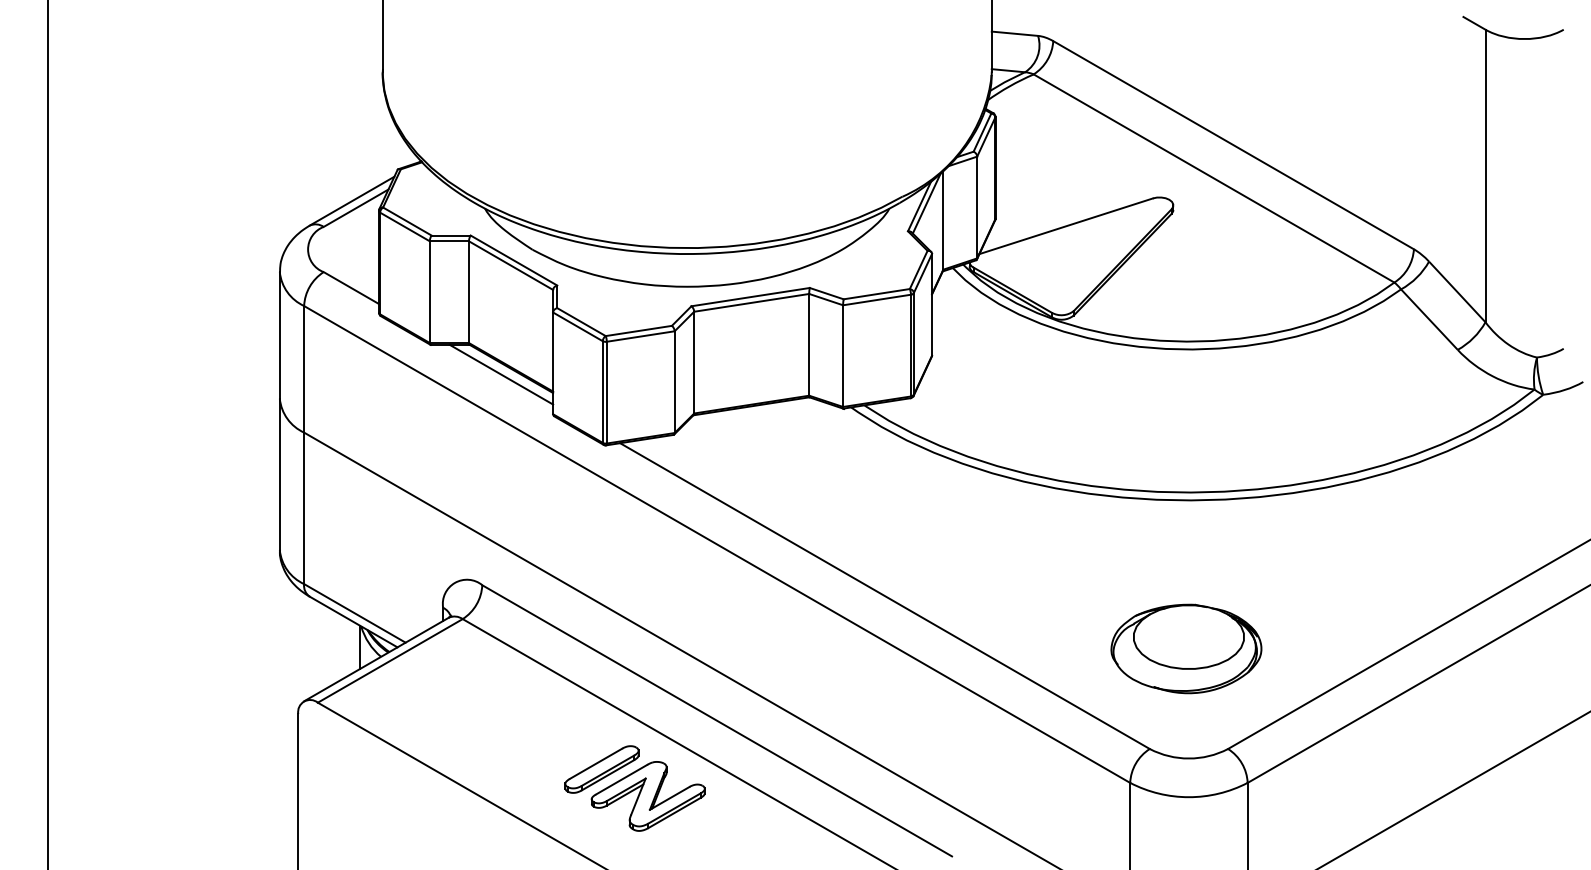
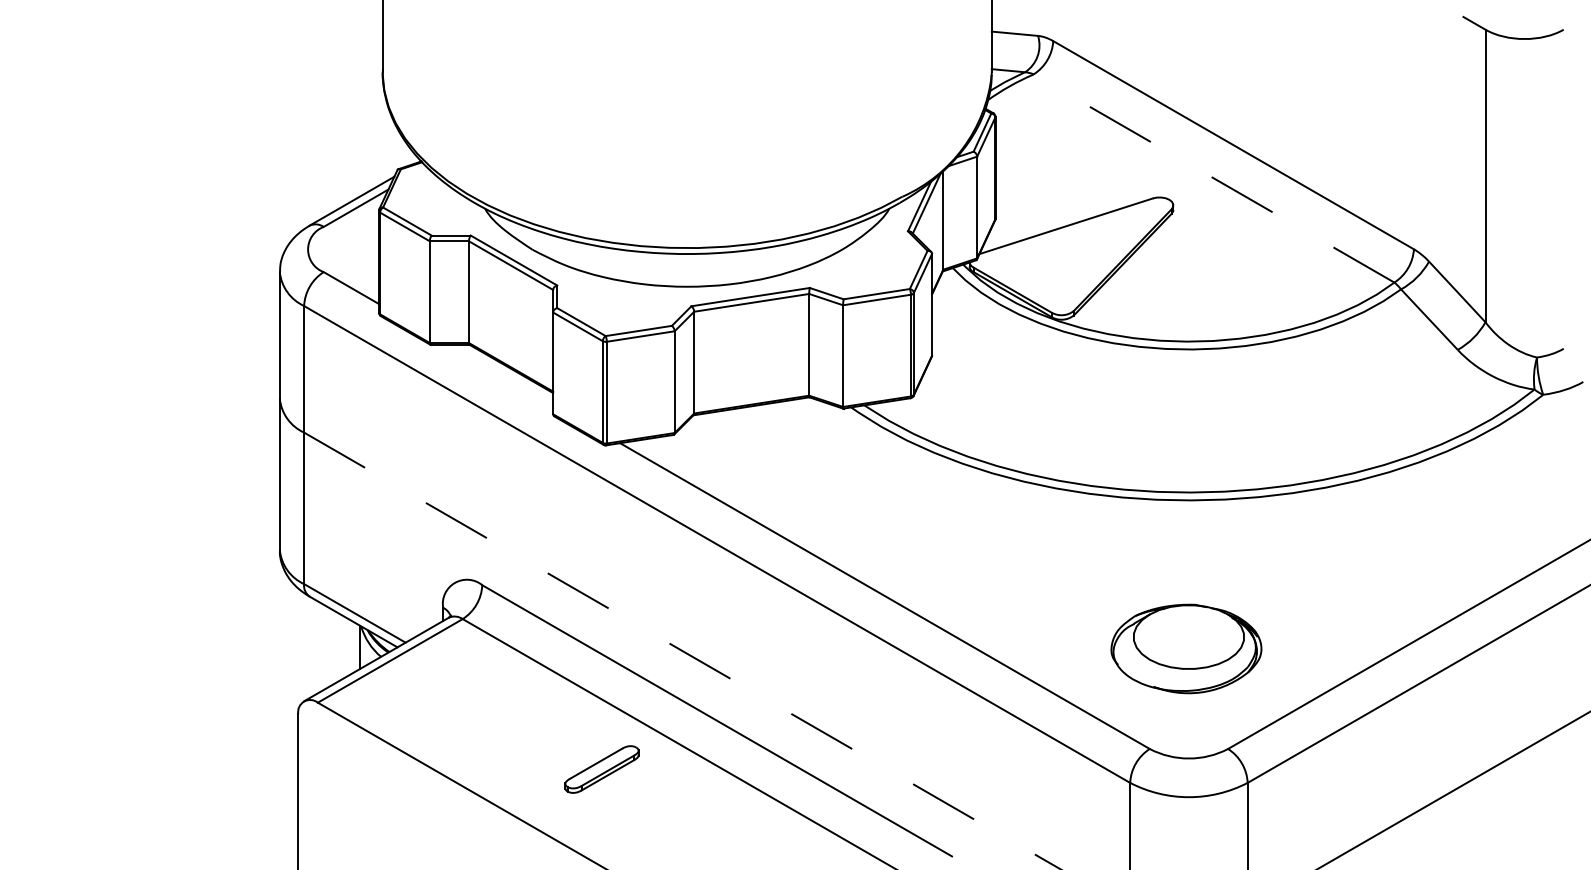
line: solid -> dashed (1213, 178)
line: present -> none (501, 374)
line: present -> none (47, 434)
line: solid -> dashed (682, 651)
part: present -> none (647, 796)
